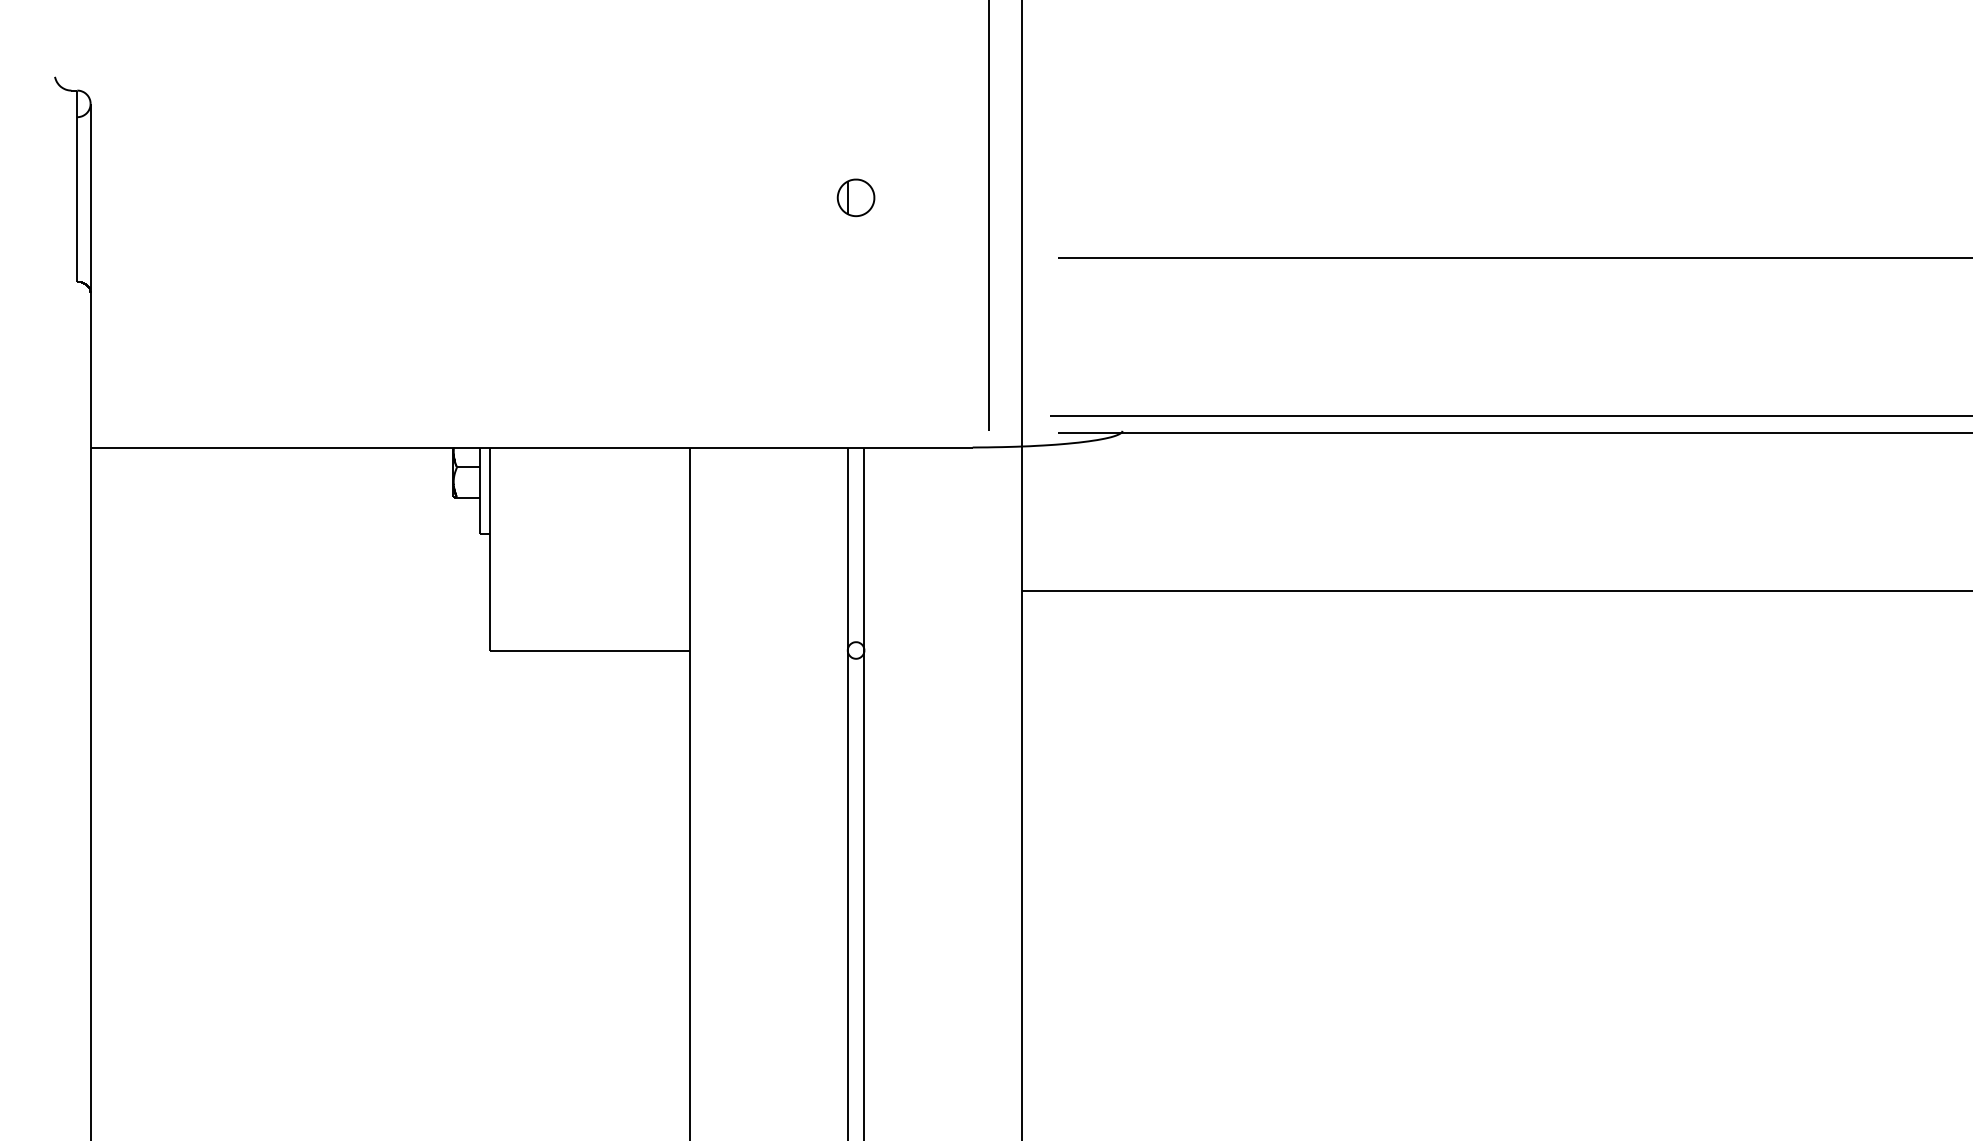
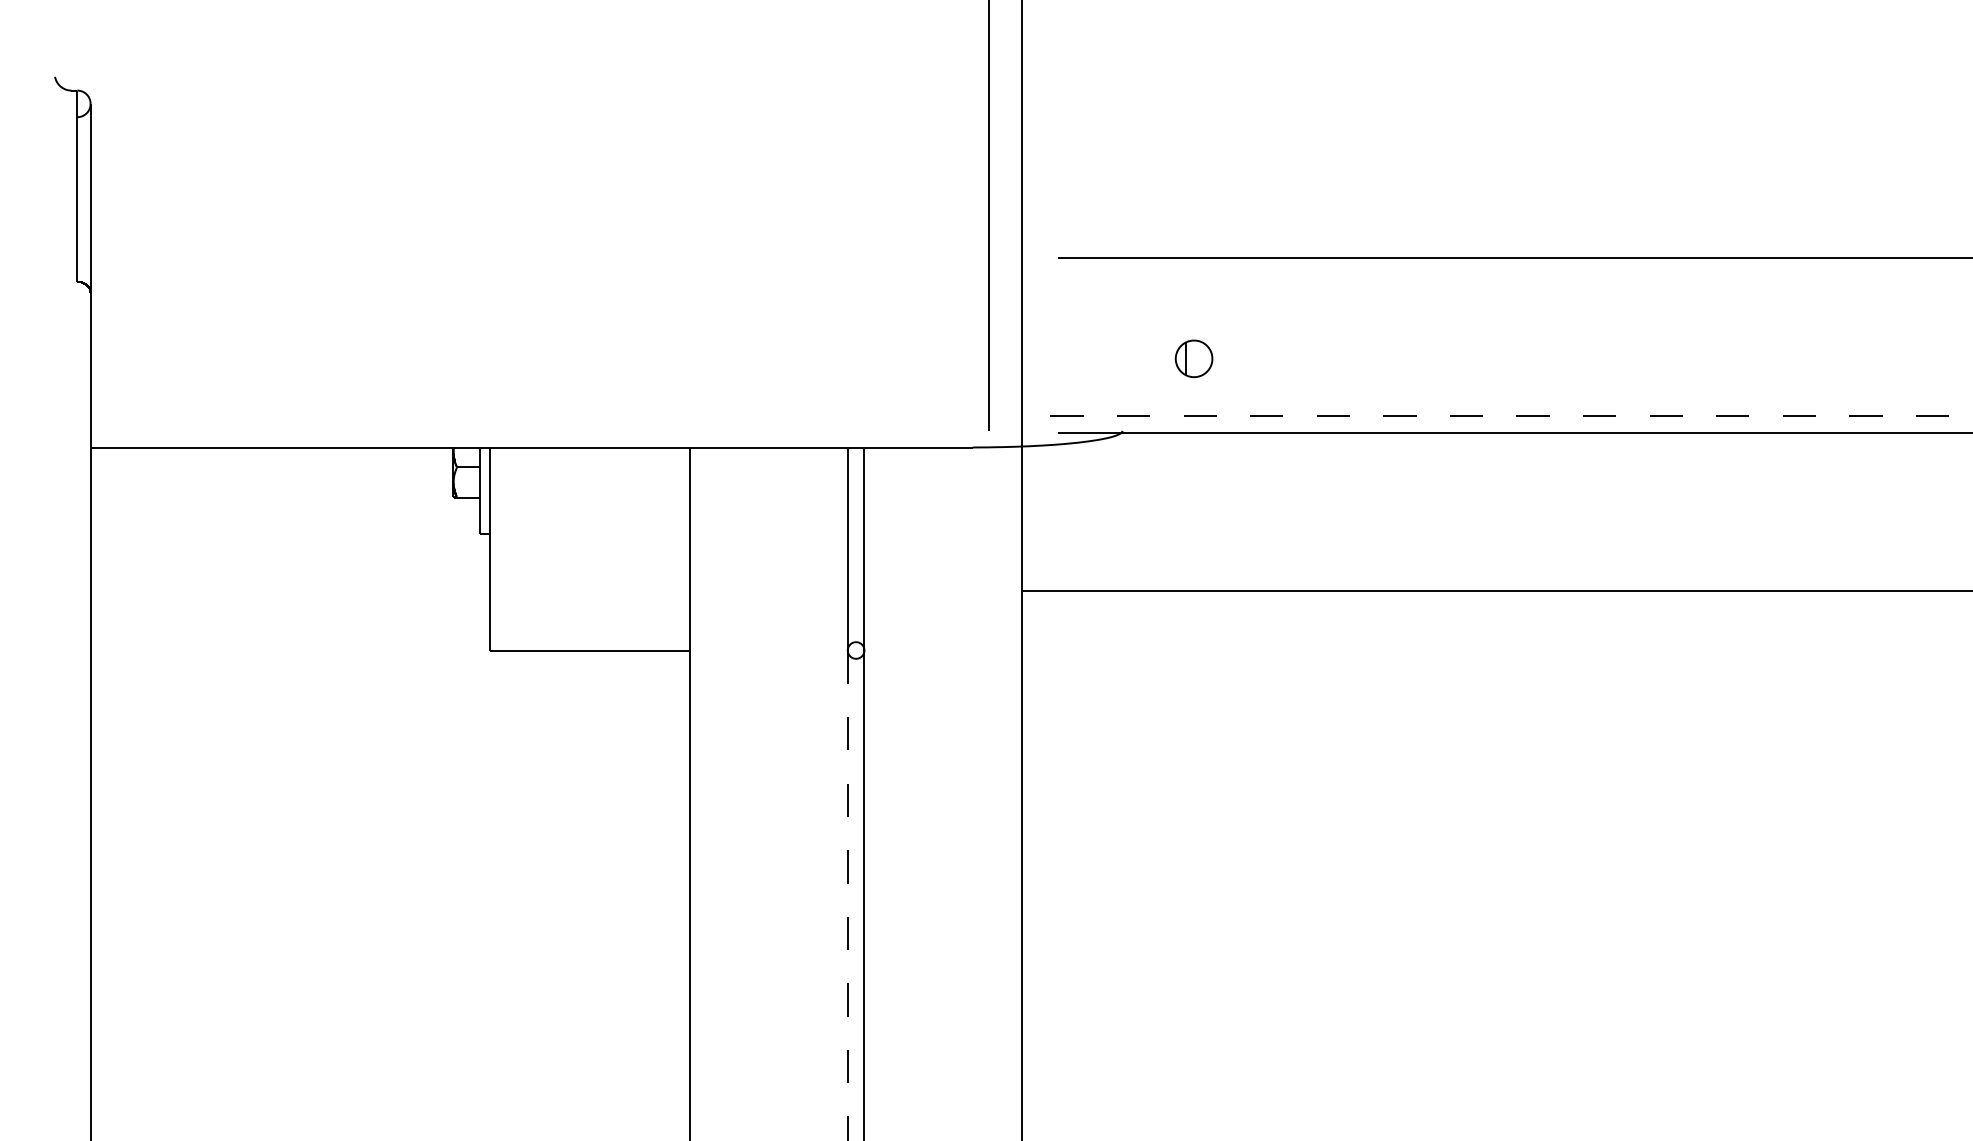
part position: (855, 197) -> (1193, 358) (1193, 358)
line: solid -> dashed (1511, 415)
line: solid -> dashed (847, 895)
